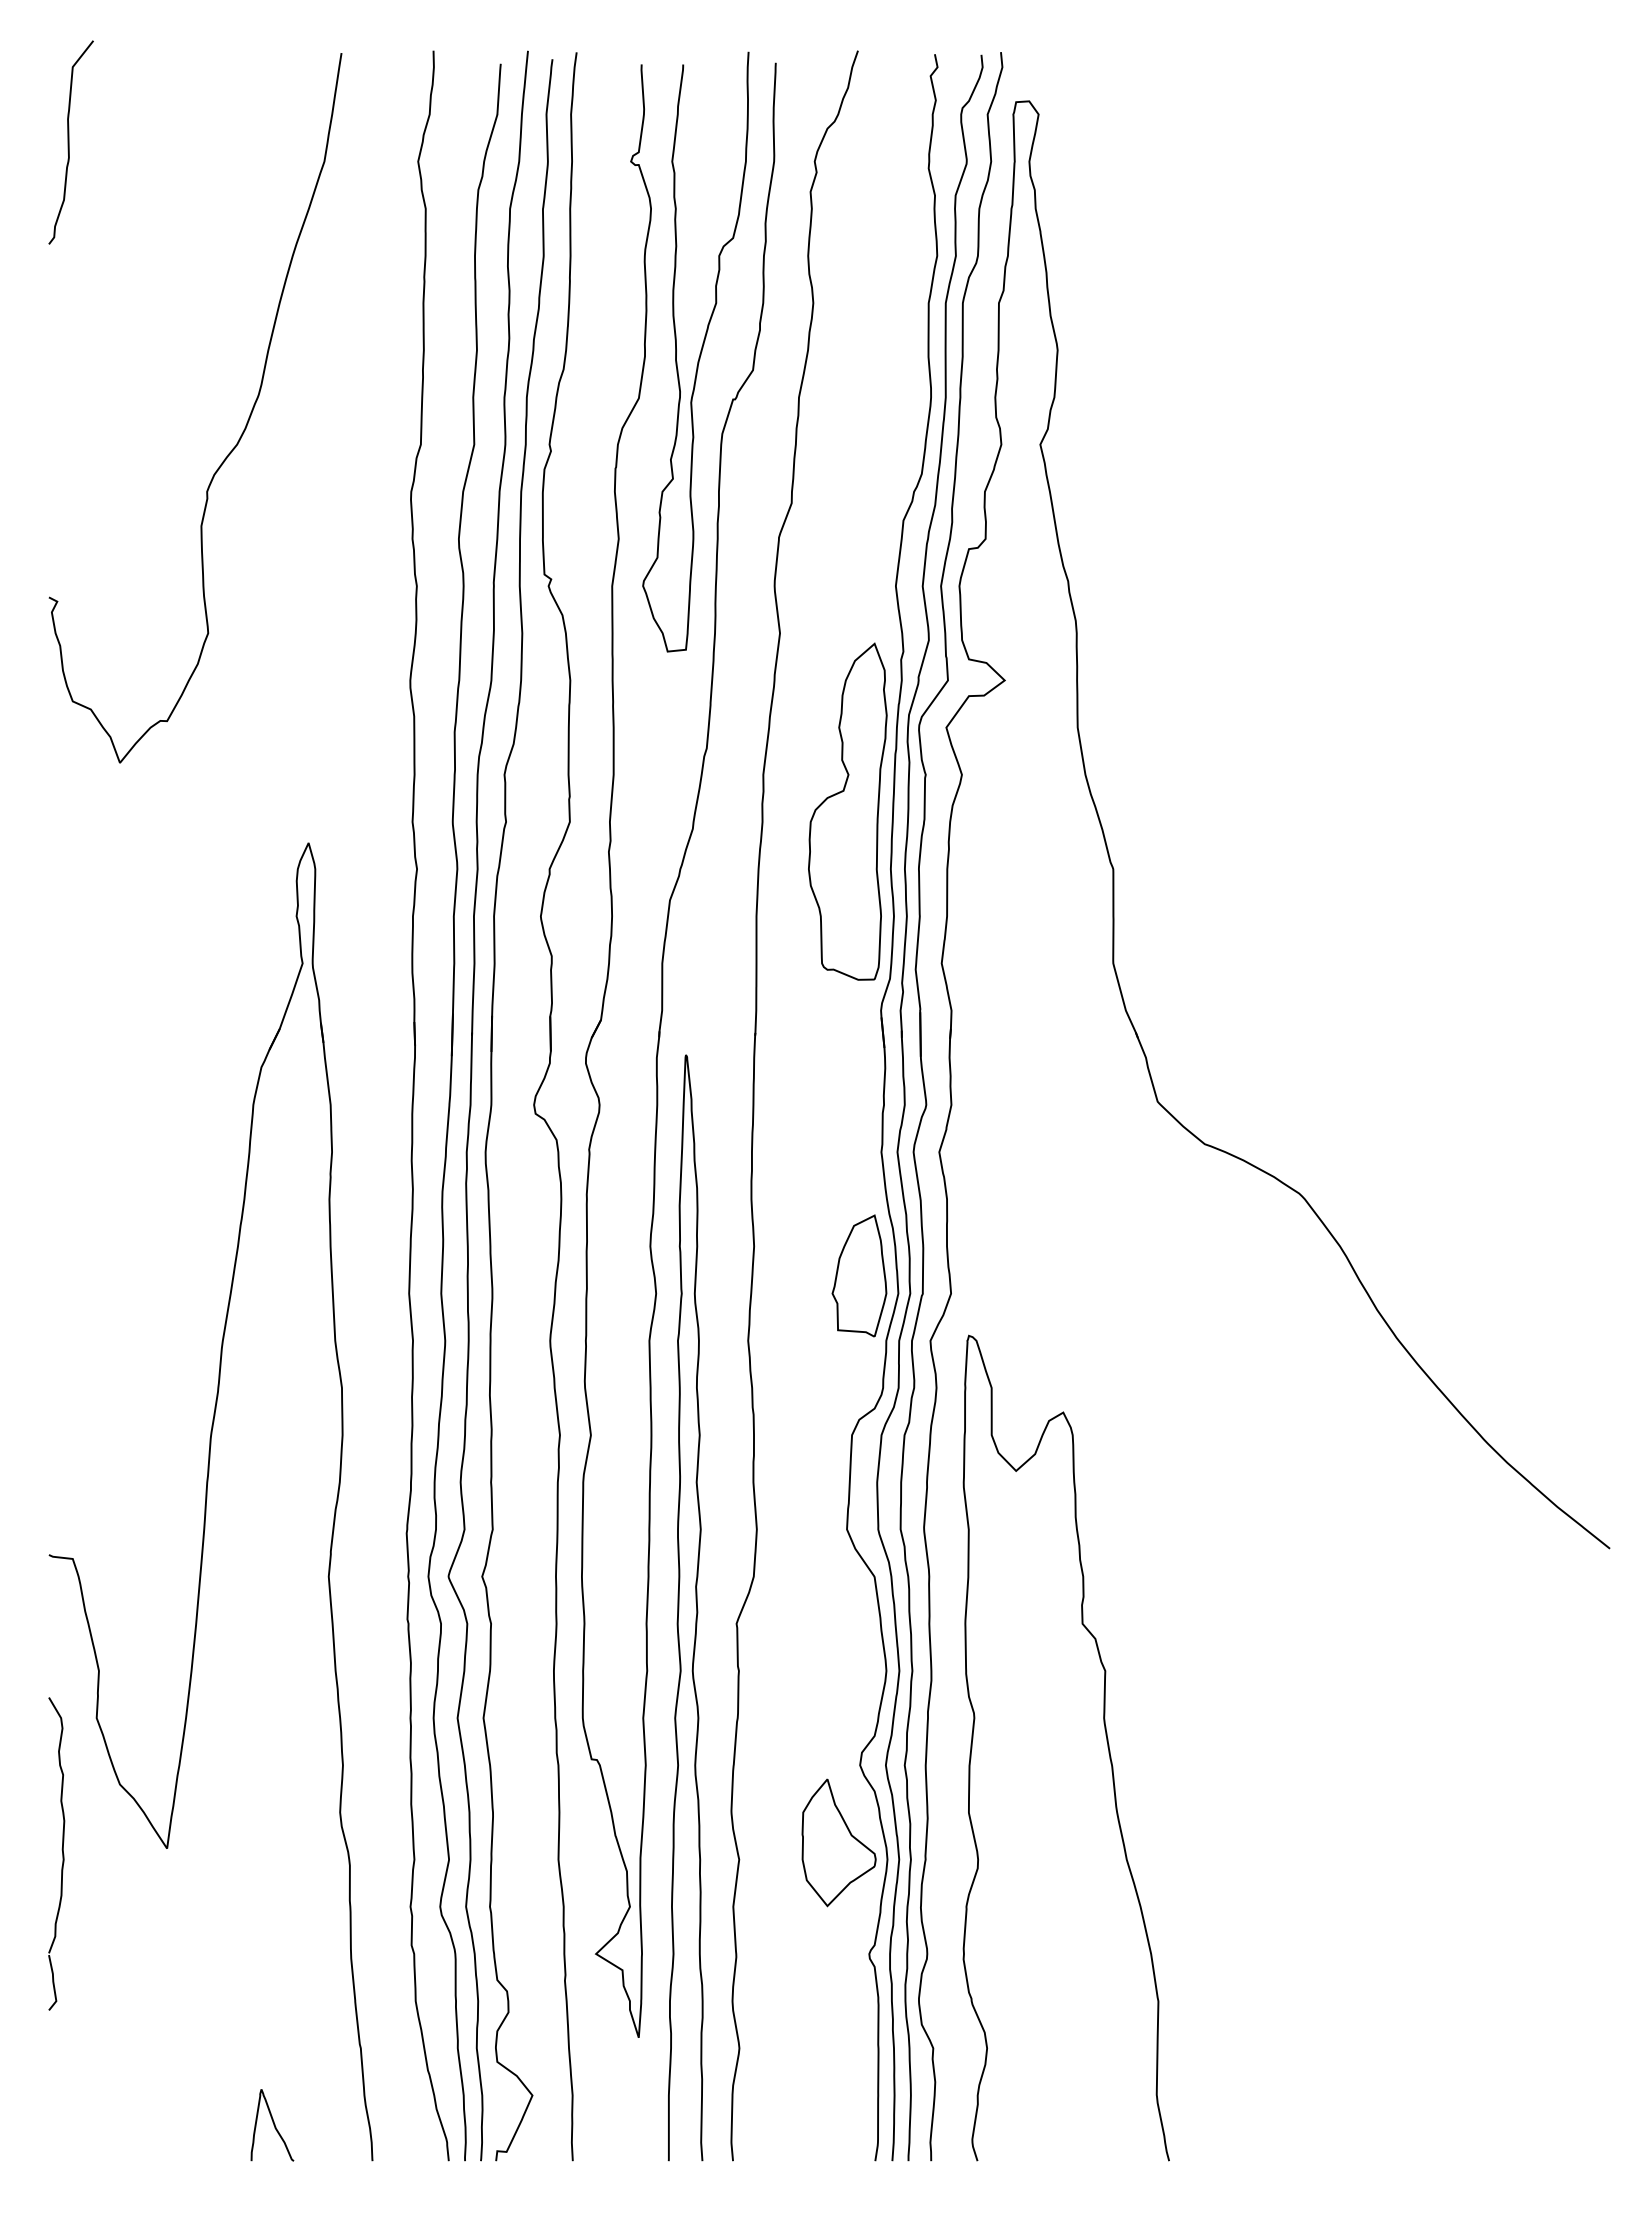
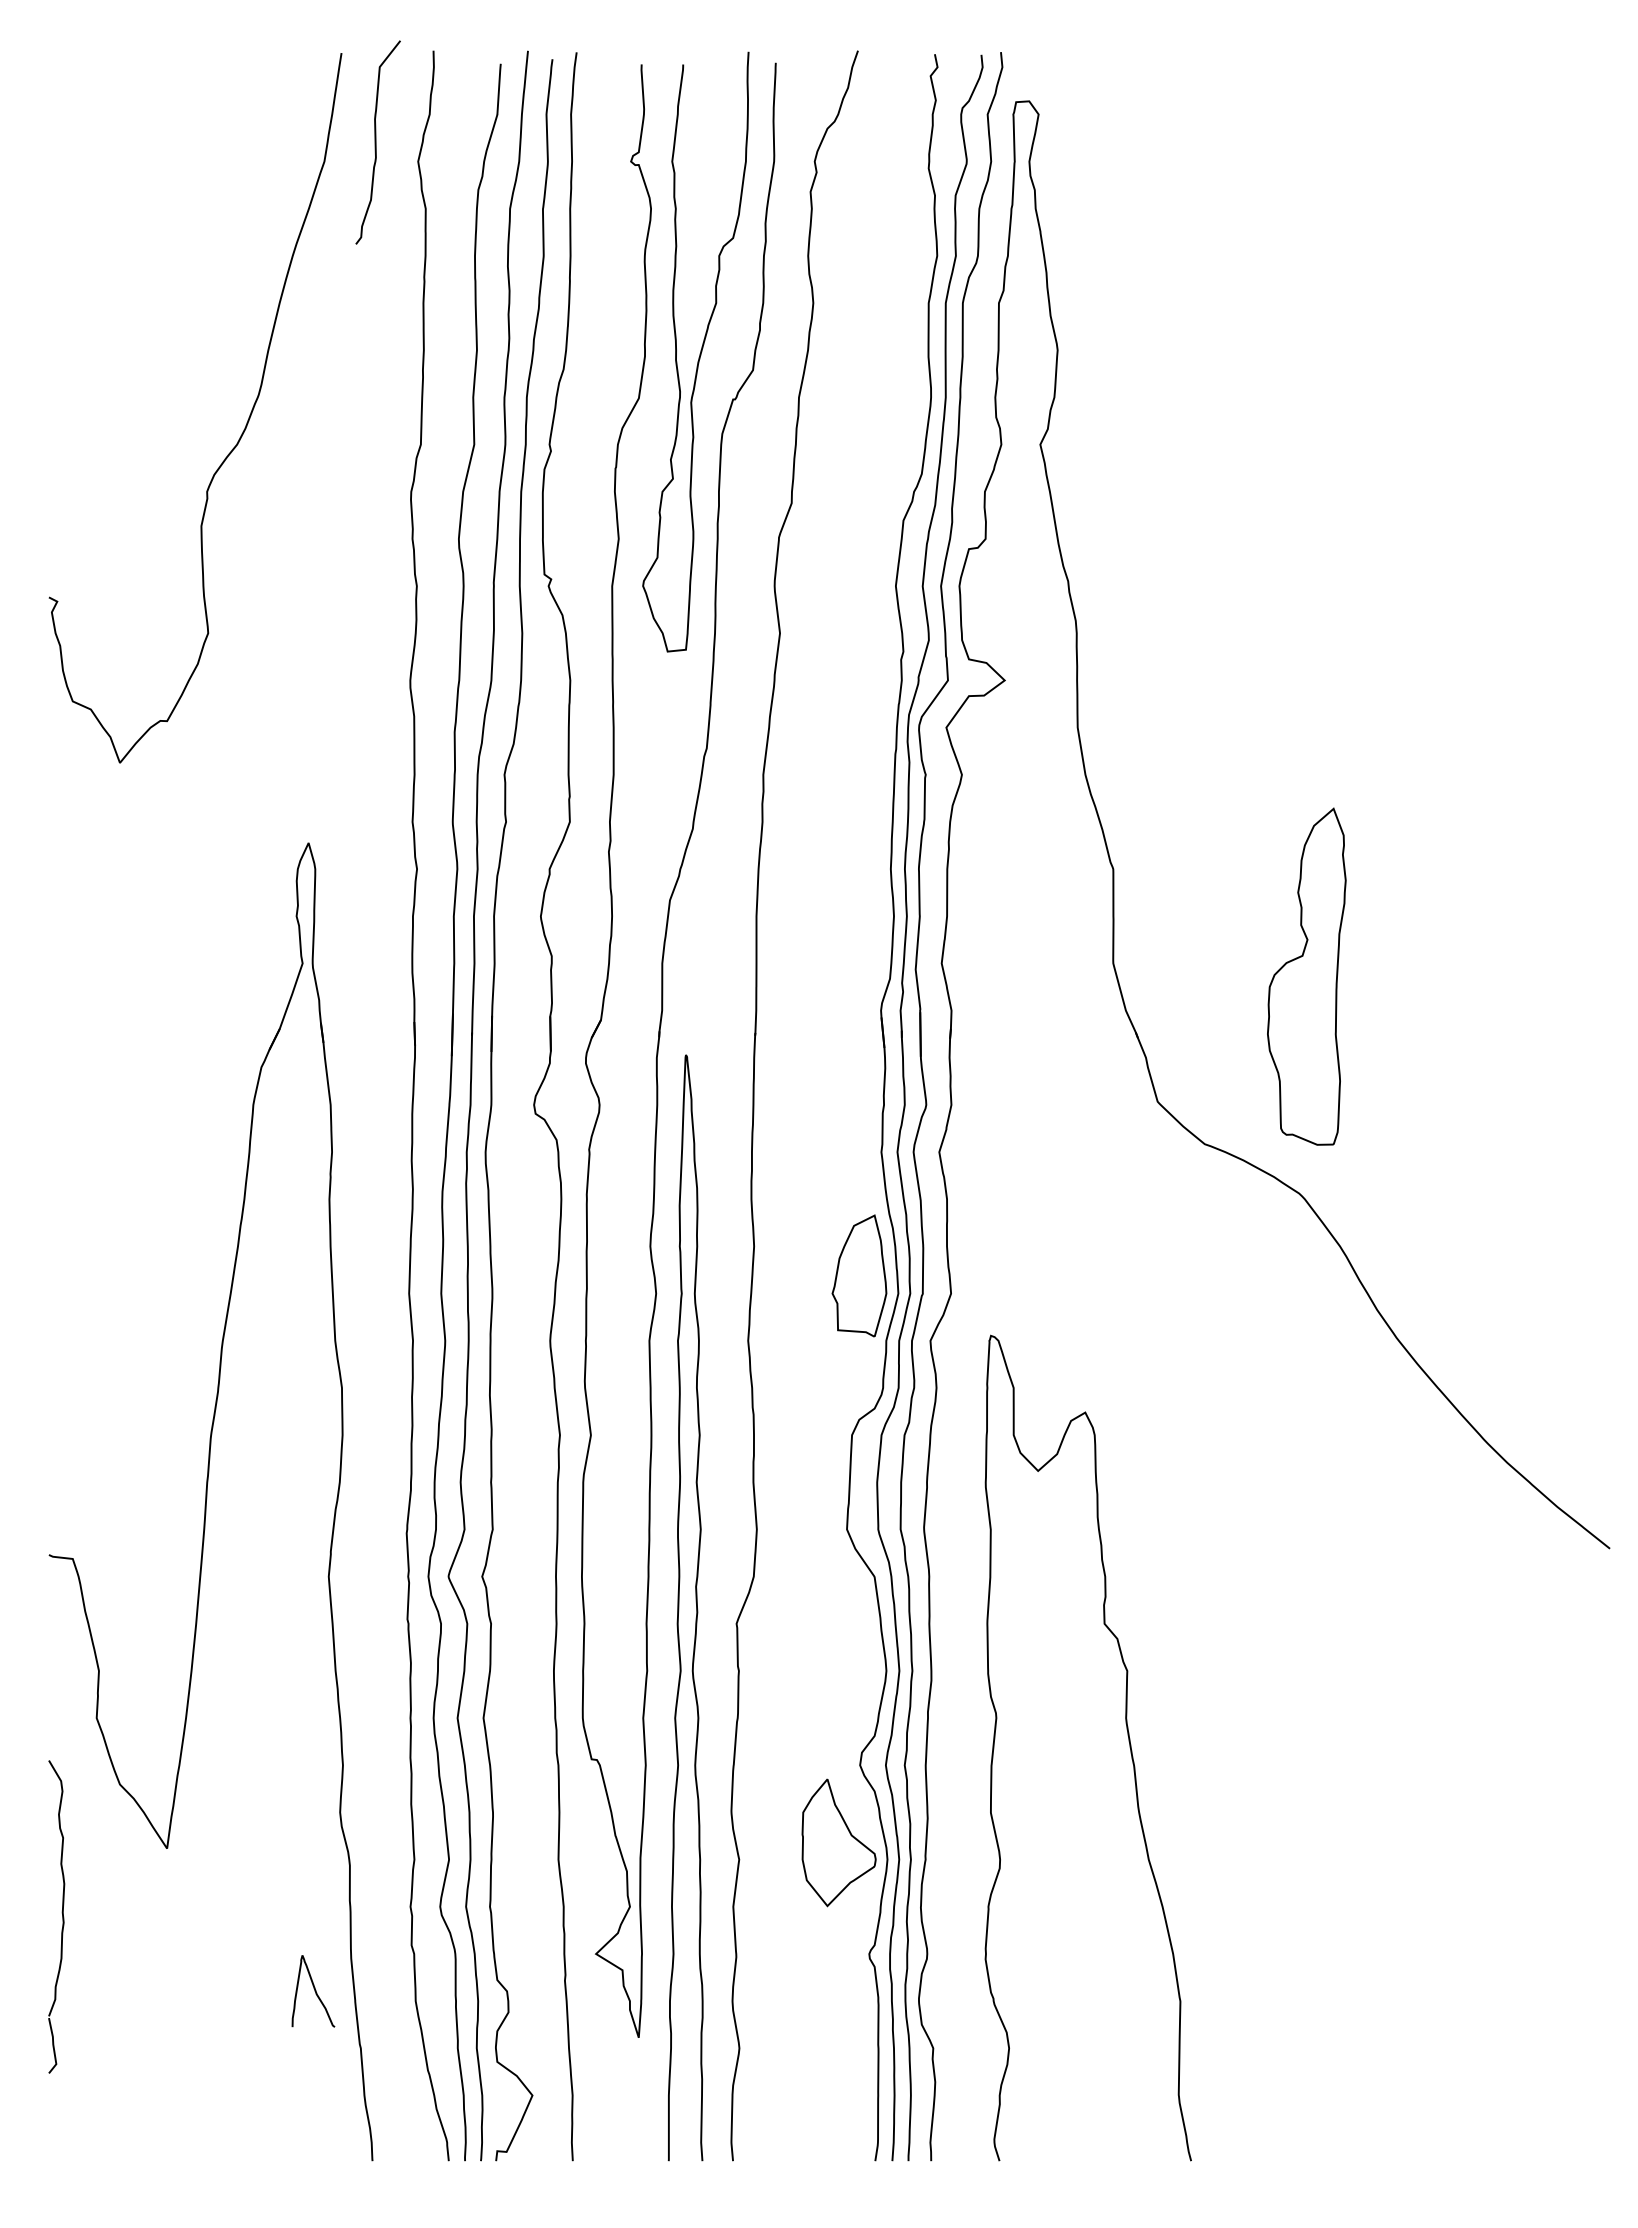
curve position: (69, 142) -> (376, 142) (376, 142)
part position: (847, 811) -> (1306, 976) (1306, 976)
curve position: (1106, 1741) -> (1128, 1741) (1128, 1741)
part position: (56, 1853) -> (56, 1916) (56, 1916)
curve position: (273, 2125) -> (314, 1991) (314, 1991)
